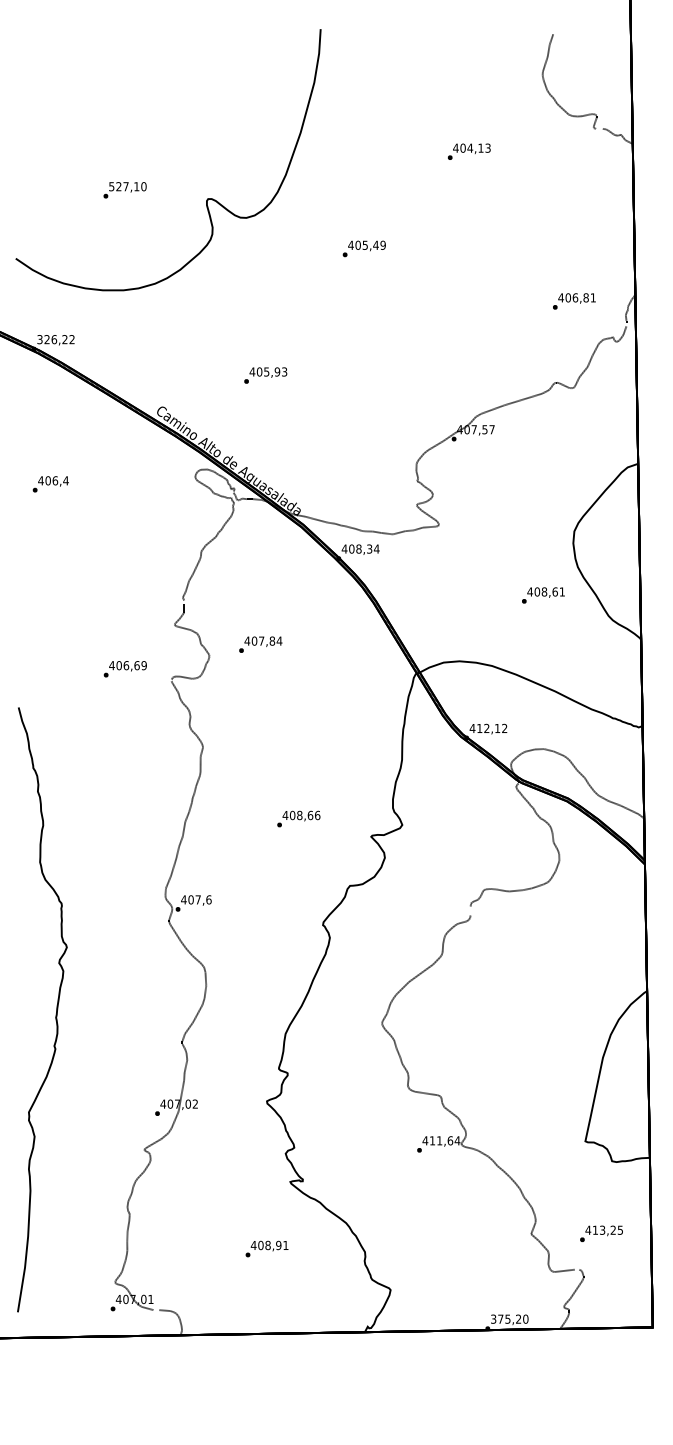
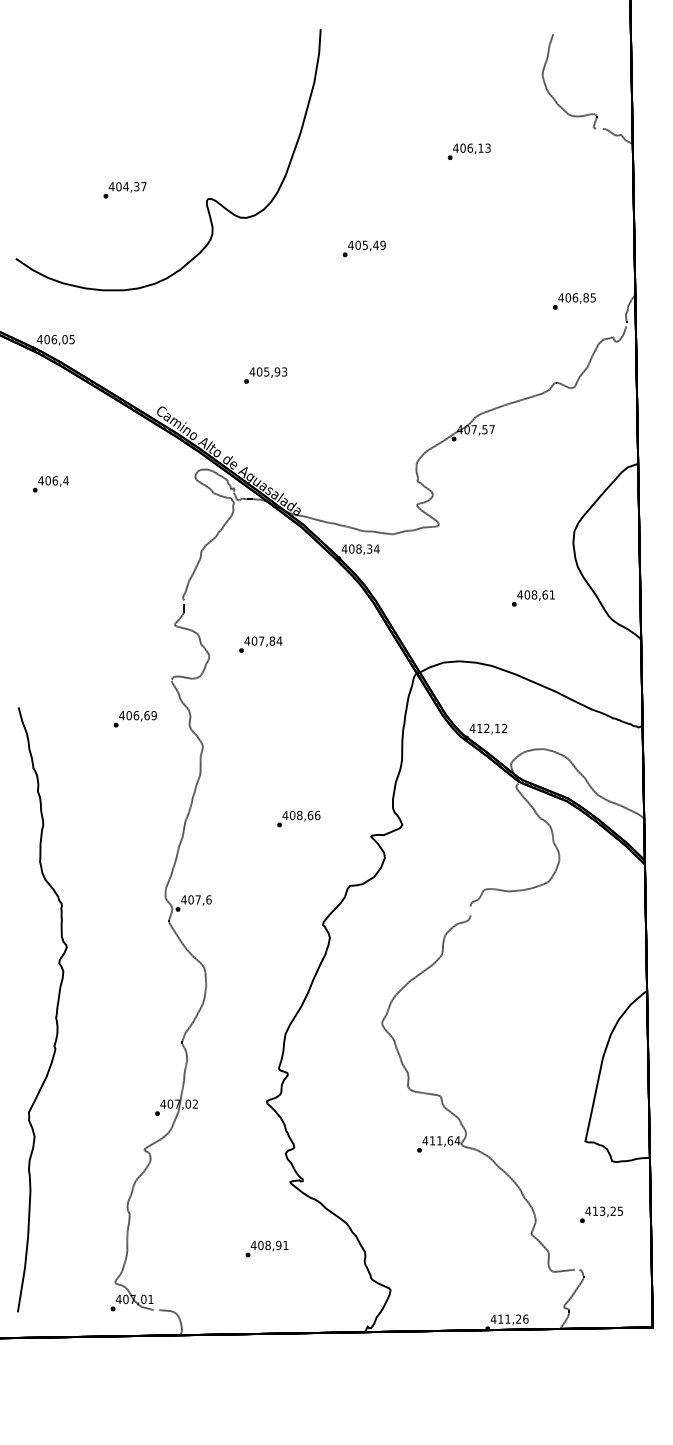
text: 404,13 -> 406,13 (469, 147)
text: 527,10 -> 404,37 (127, 186)
text: 406,81 -> 406,85 (592, 297)
text: 326,22 -> 406,05 (55, 339)
text position: (543, 595) -> (533, 598) (533, 598)
text position: (124, 669) -> (134, 719) (134, 719)
text position: (601, 1233) -> (601, 1214) (601, 1214)
text: 375,20 -> 411,26 (509, 1318)
